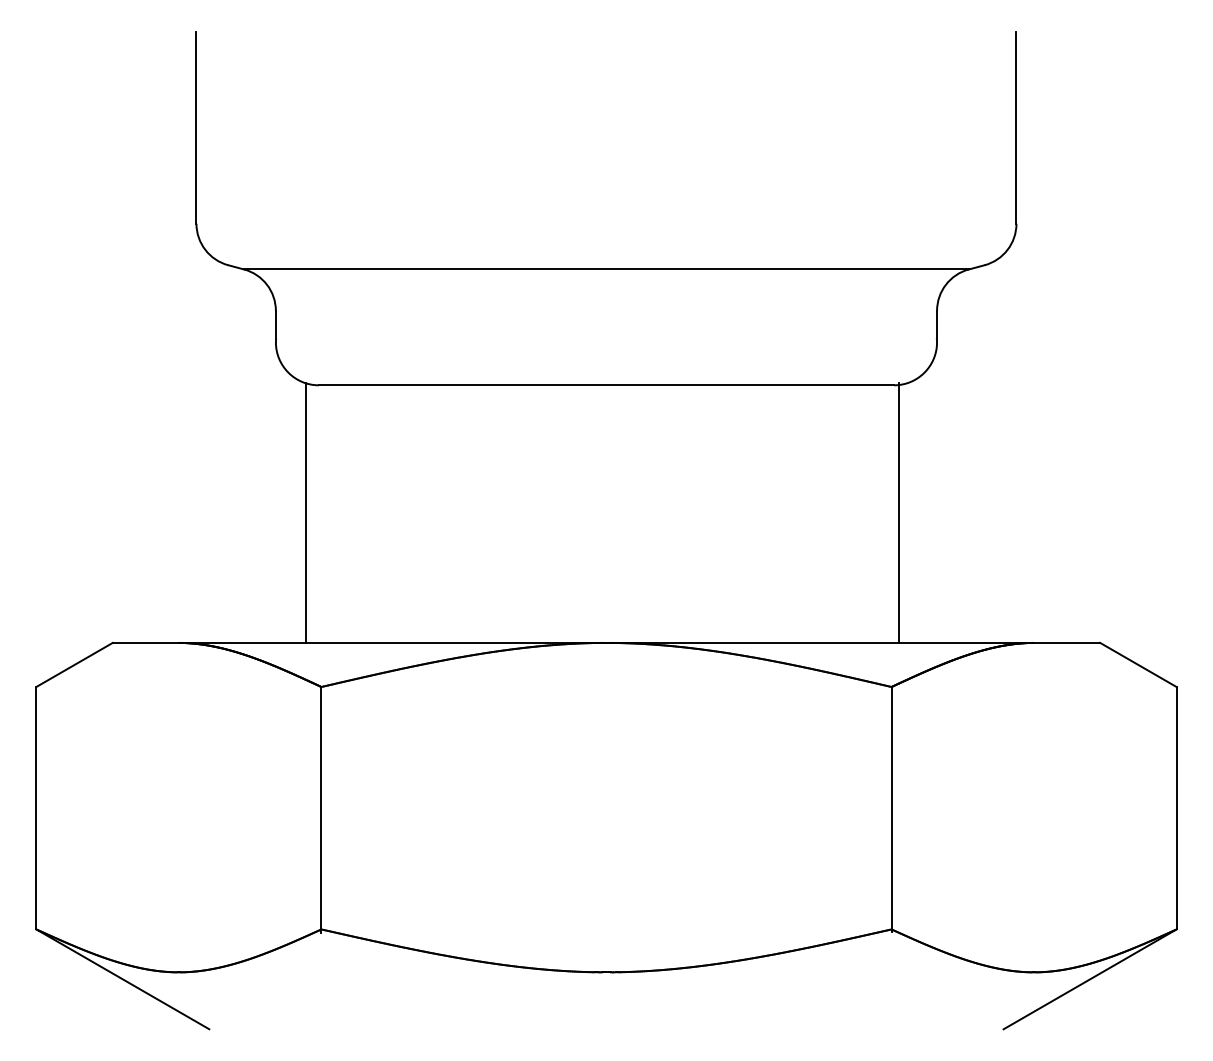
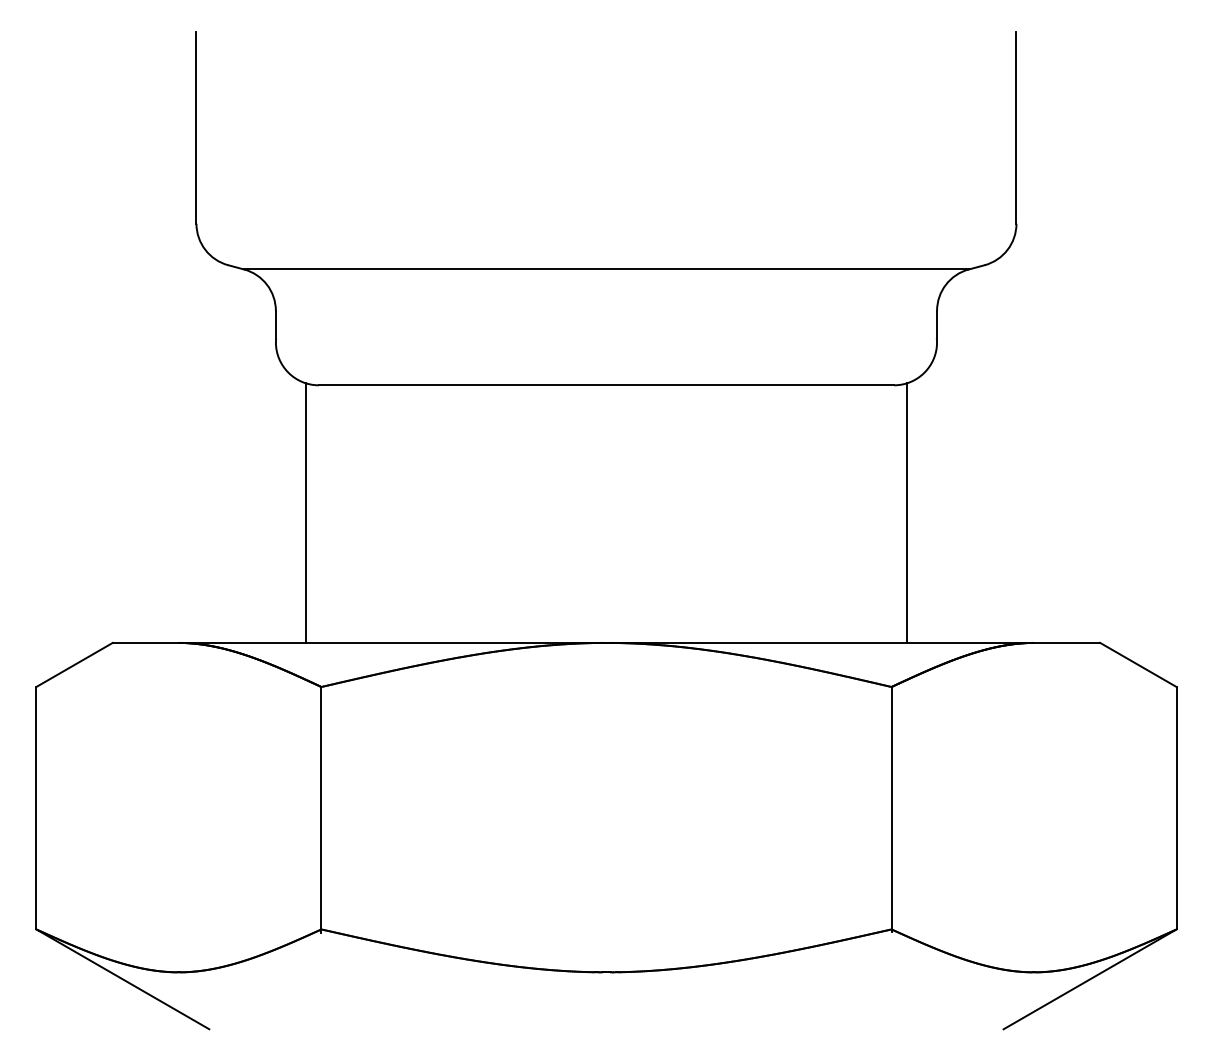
line position: (899, 512) -> (907, 512) (907, 512)
